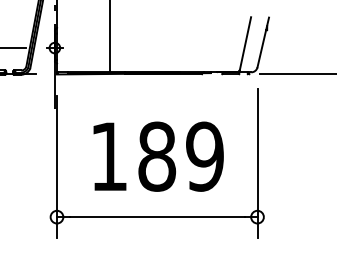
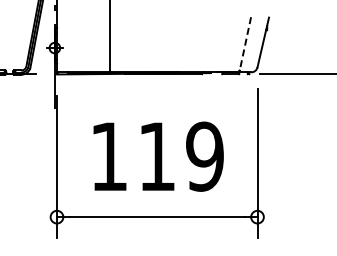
line: solid -> dashed (245, 43)
line: present -> none (13, 48)
text: 189 -> 119 (157, 156)
